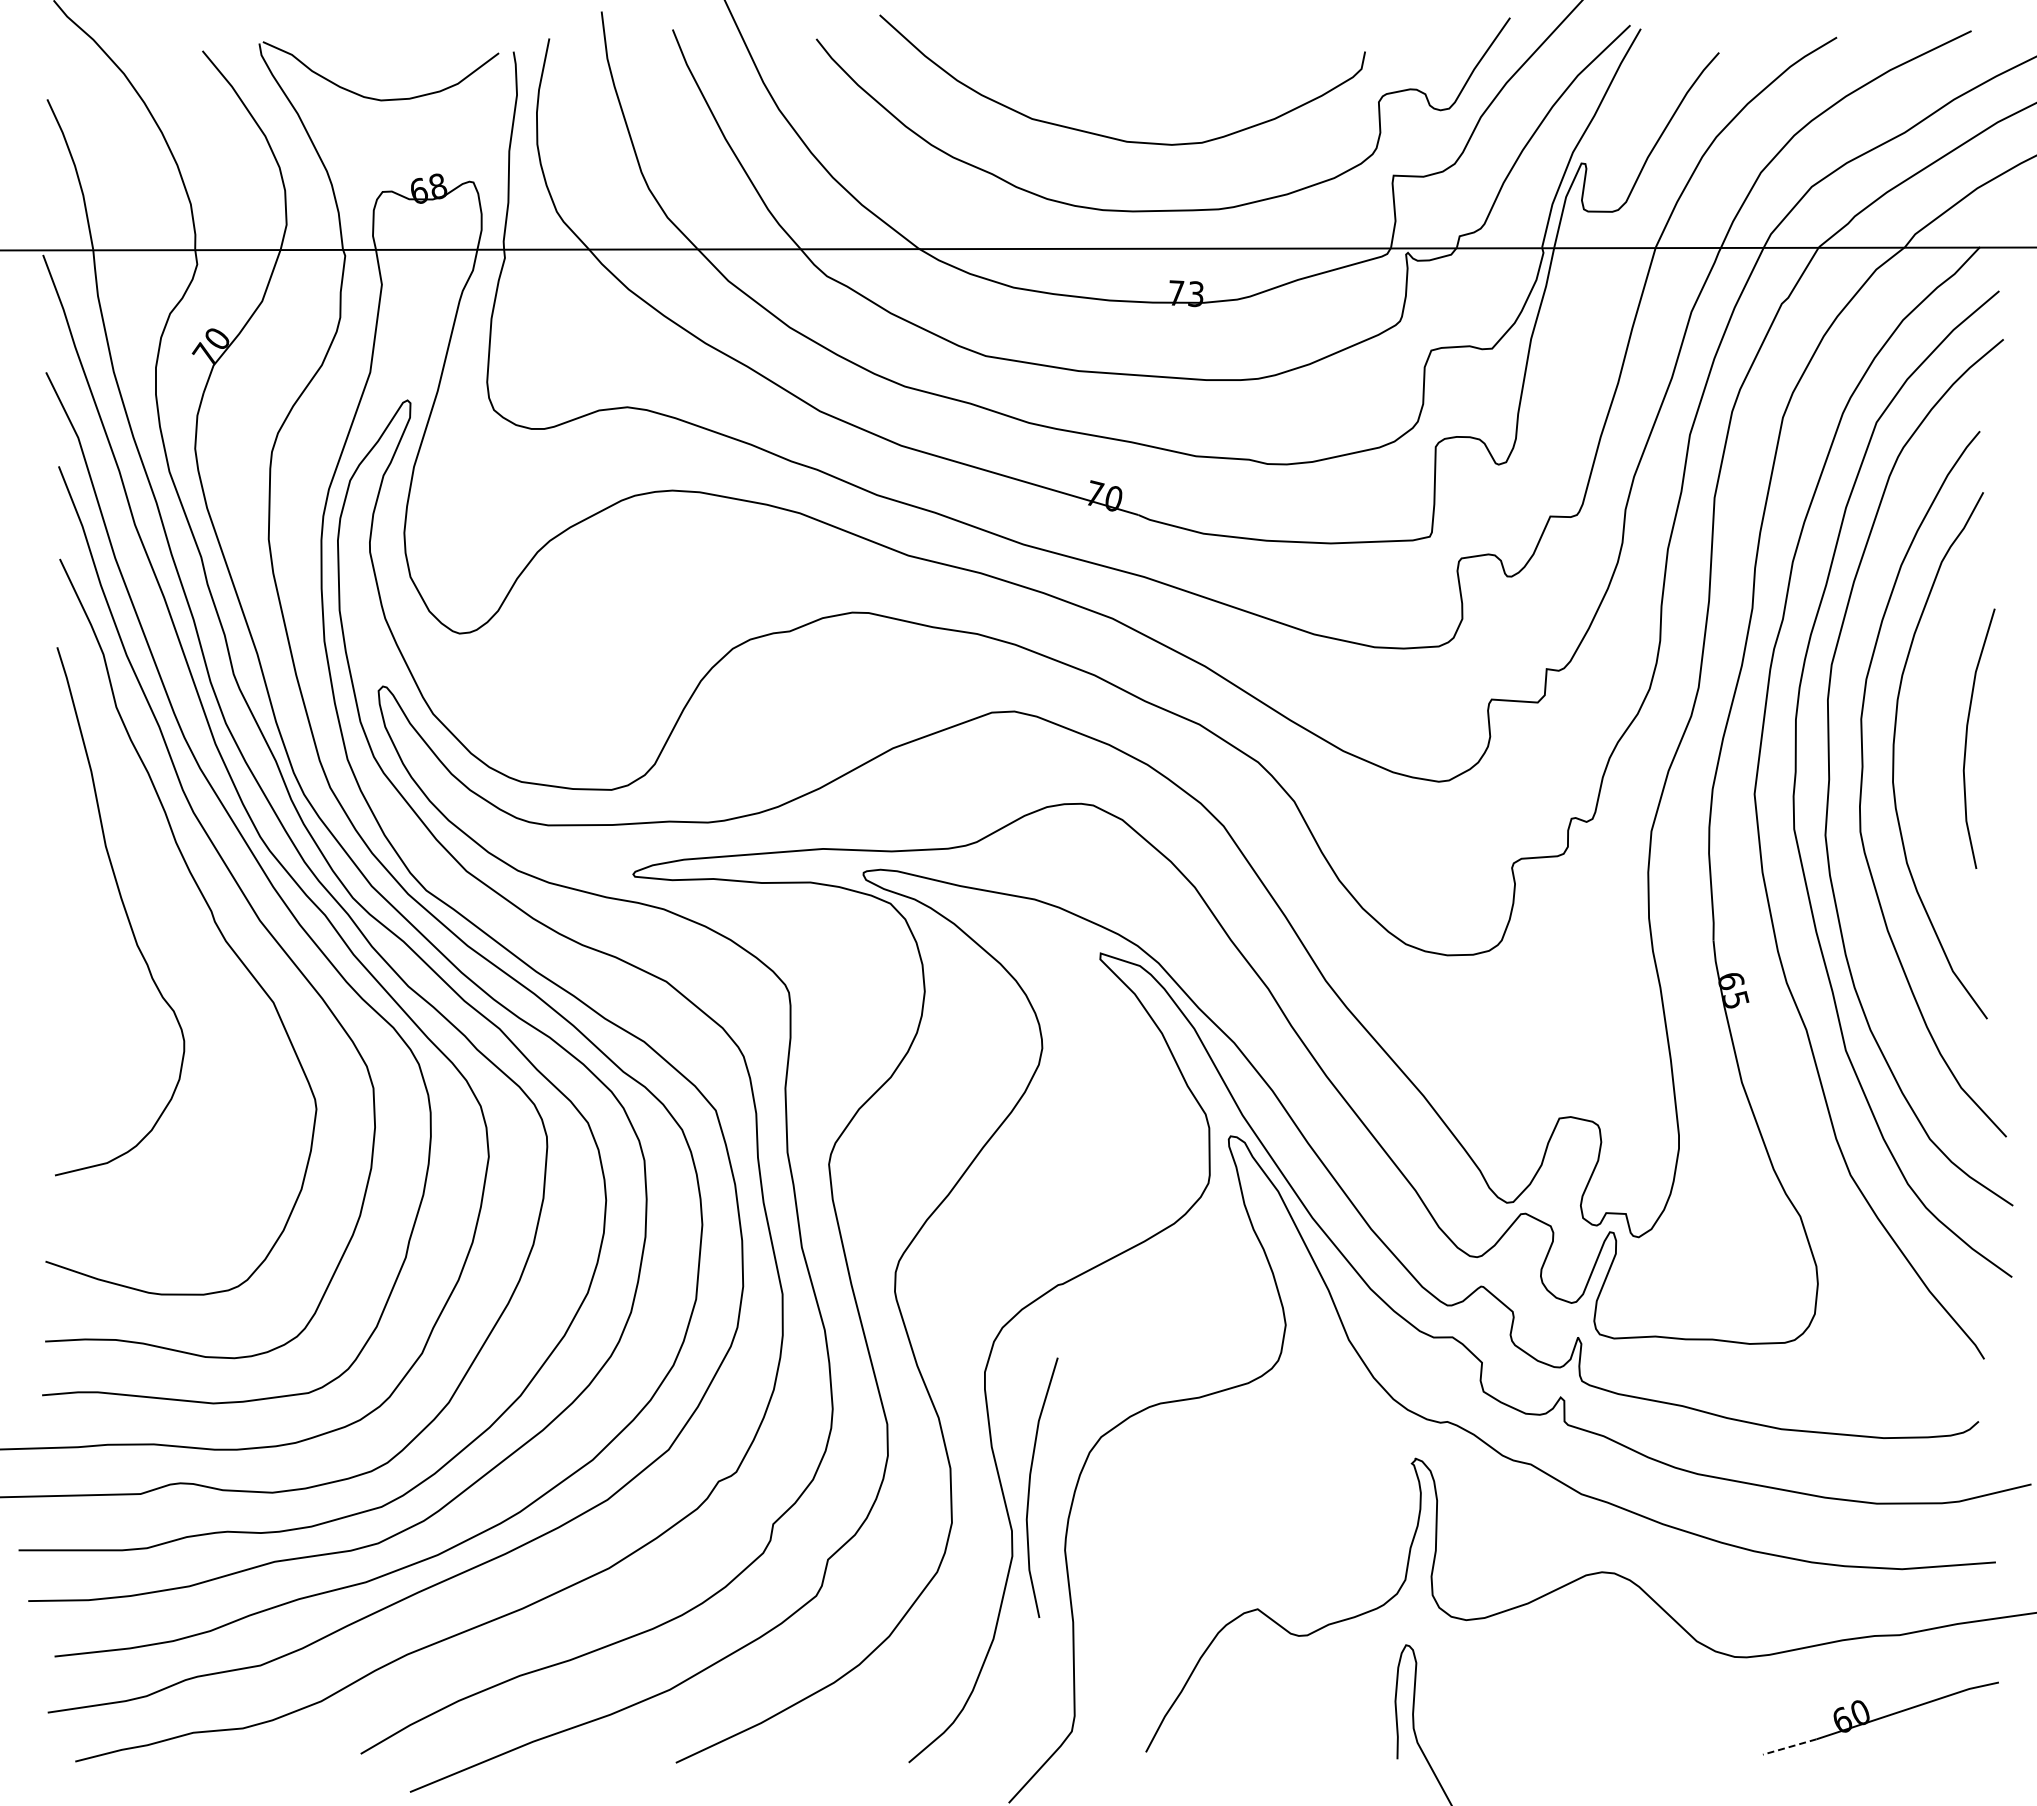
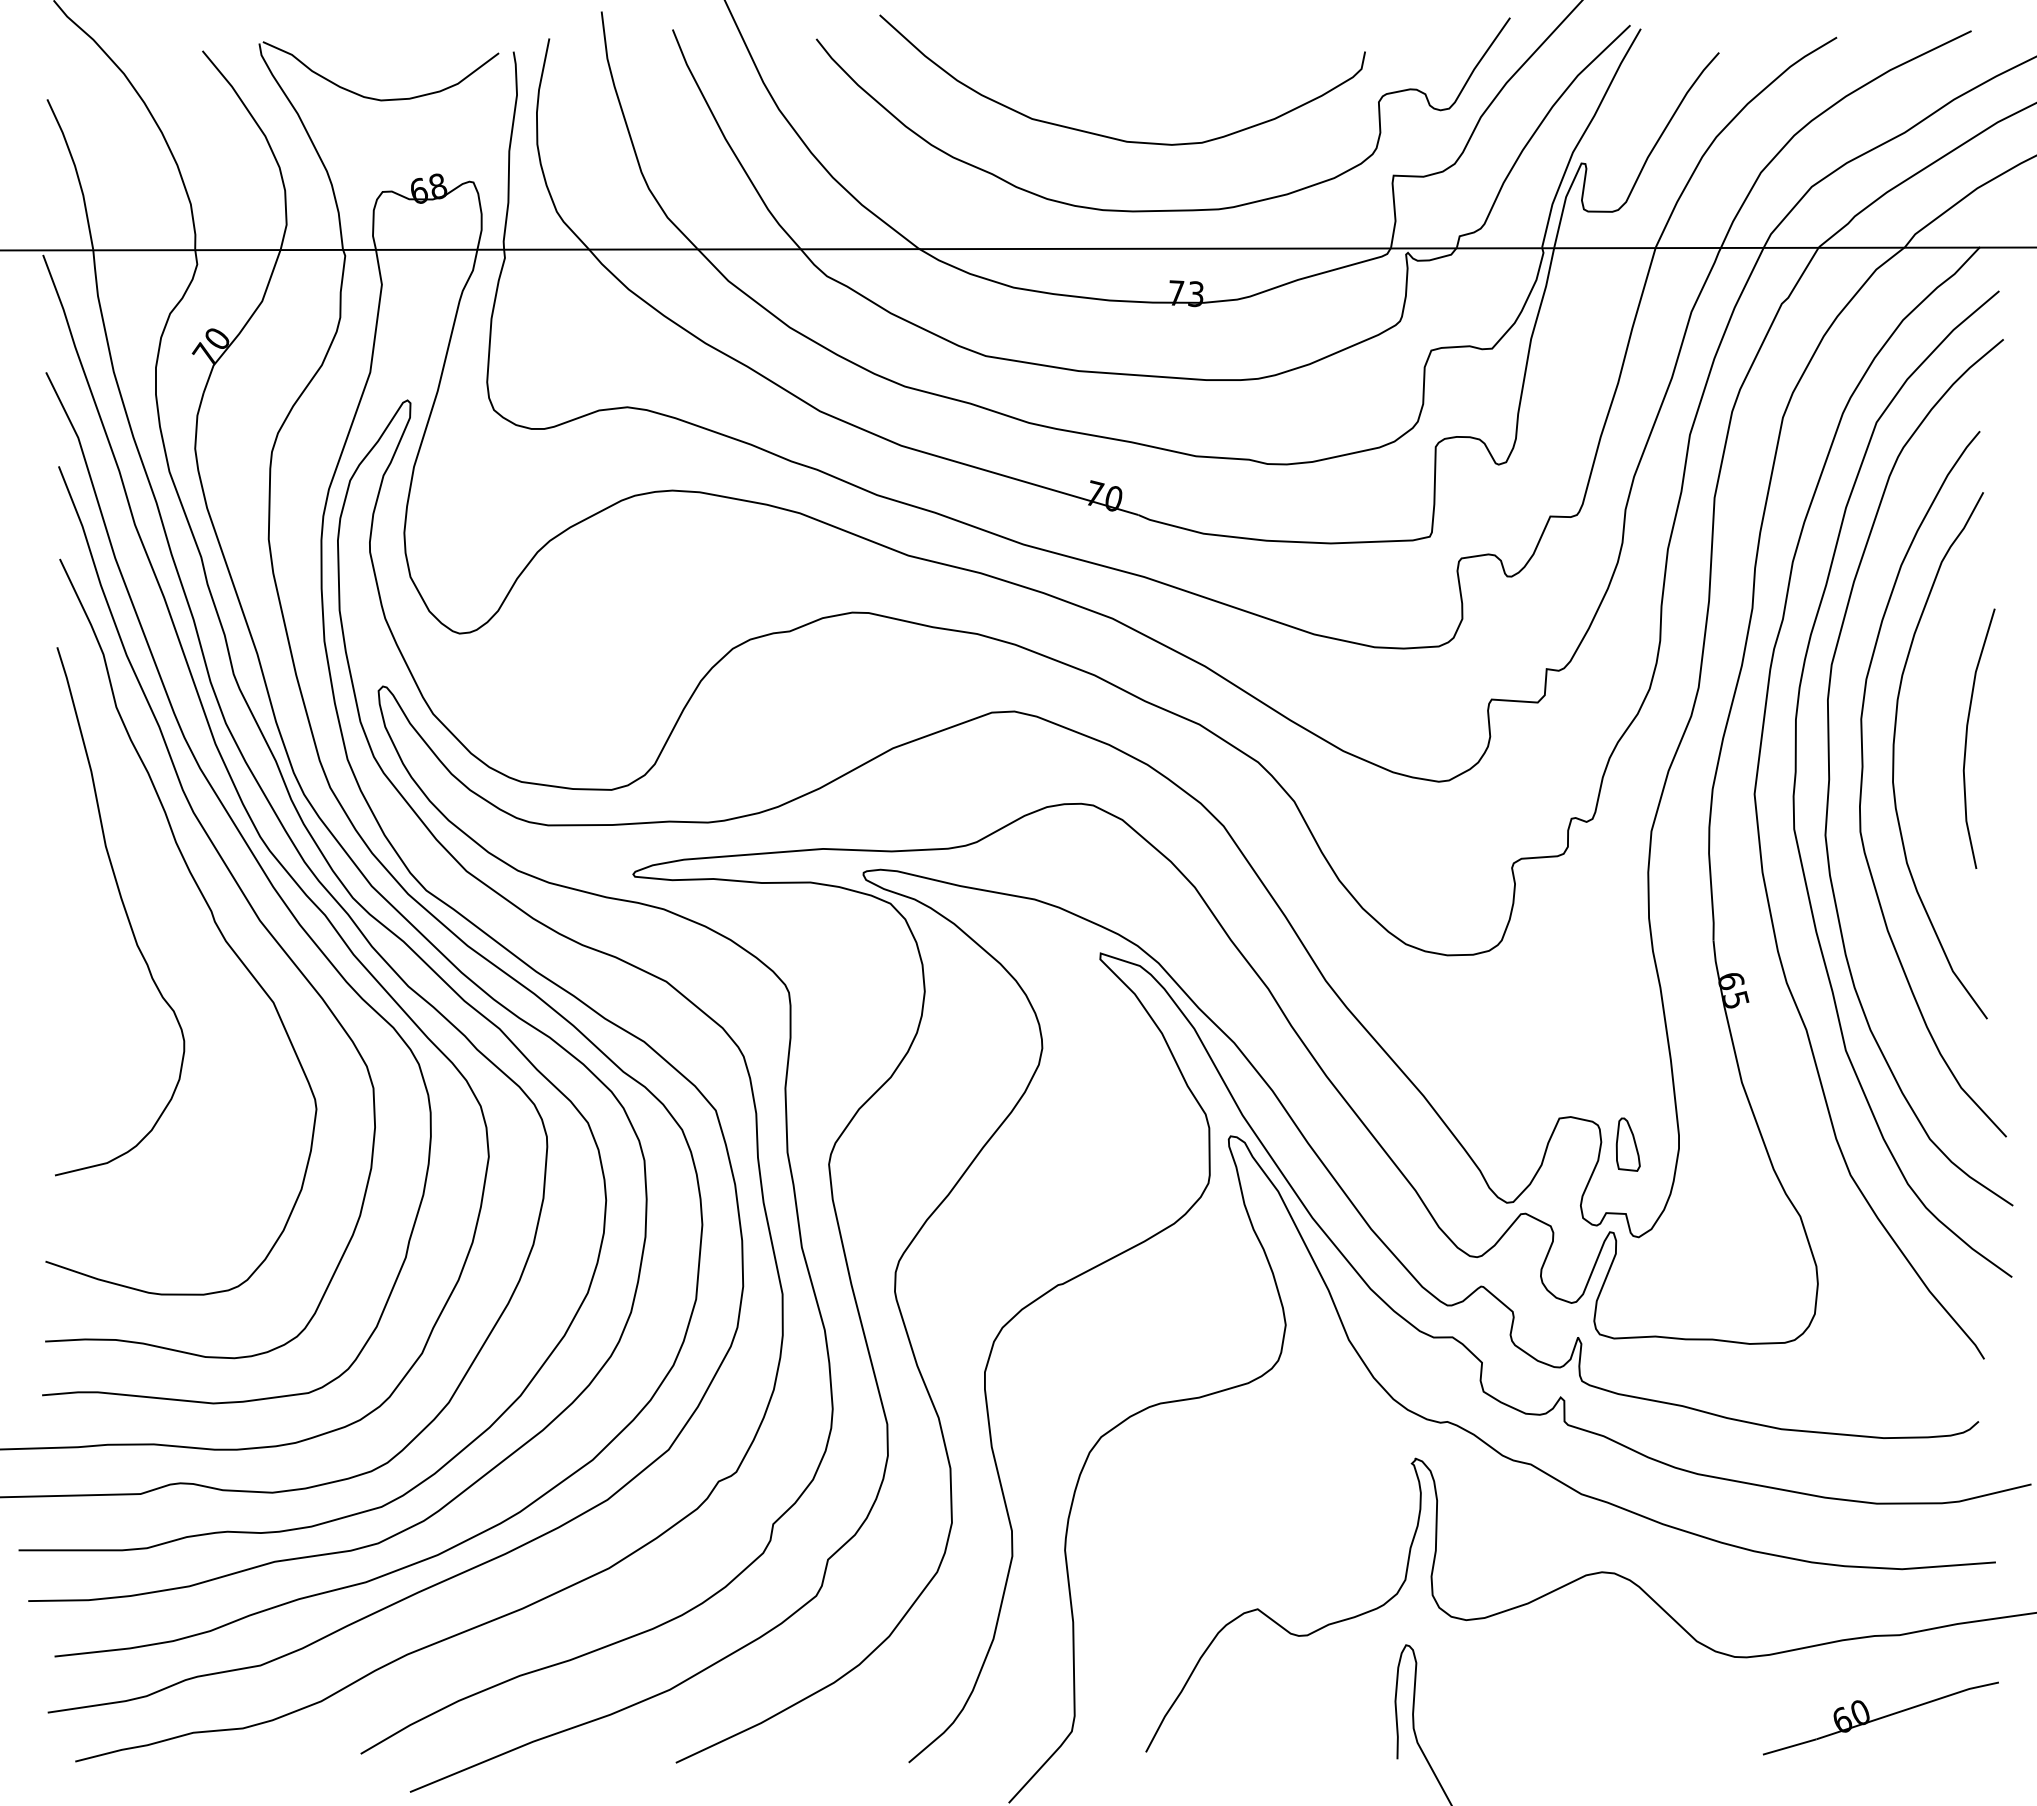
part: none -> present (1627, 1144)
curve: present -> none (1030, 1487)
line: dashed -> solid (1789, 1746)
